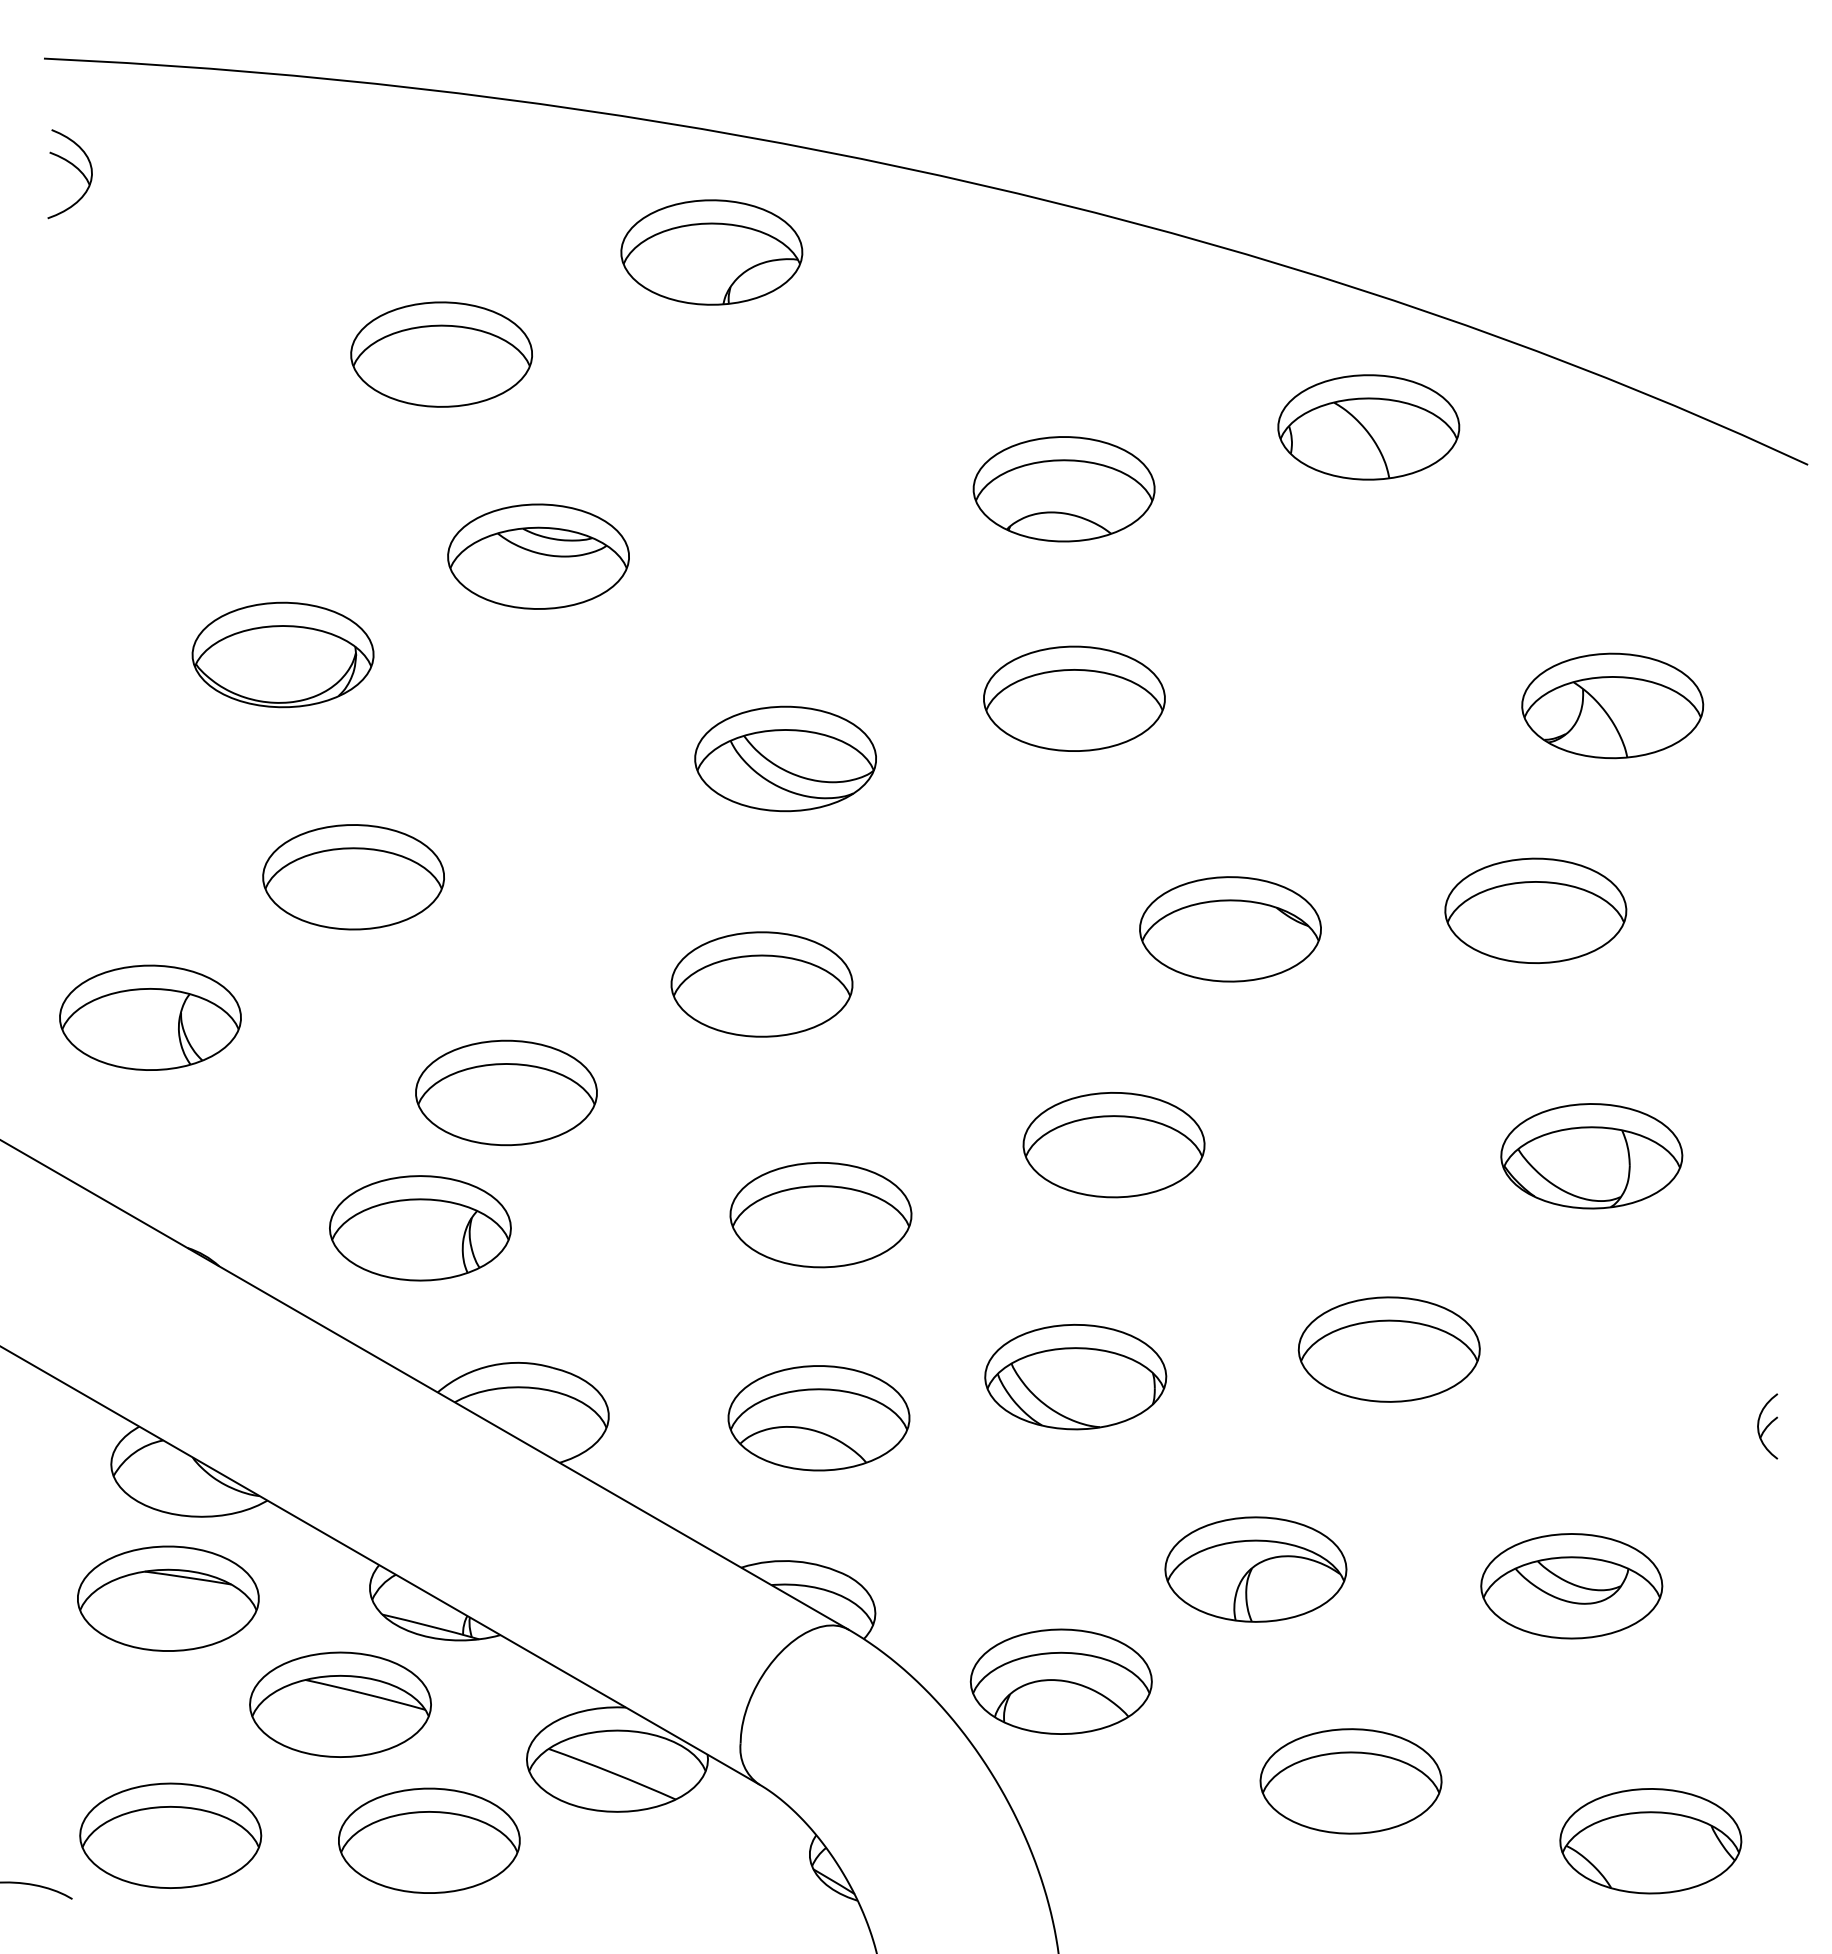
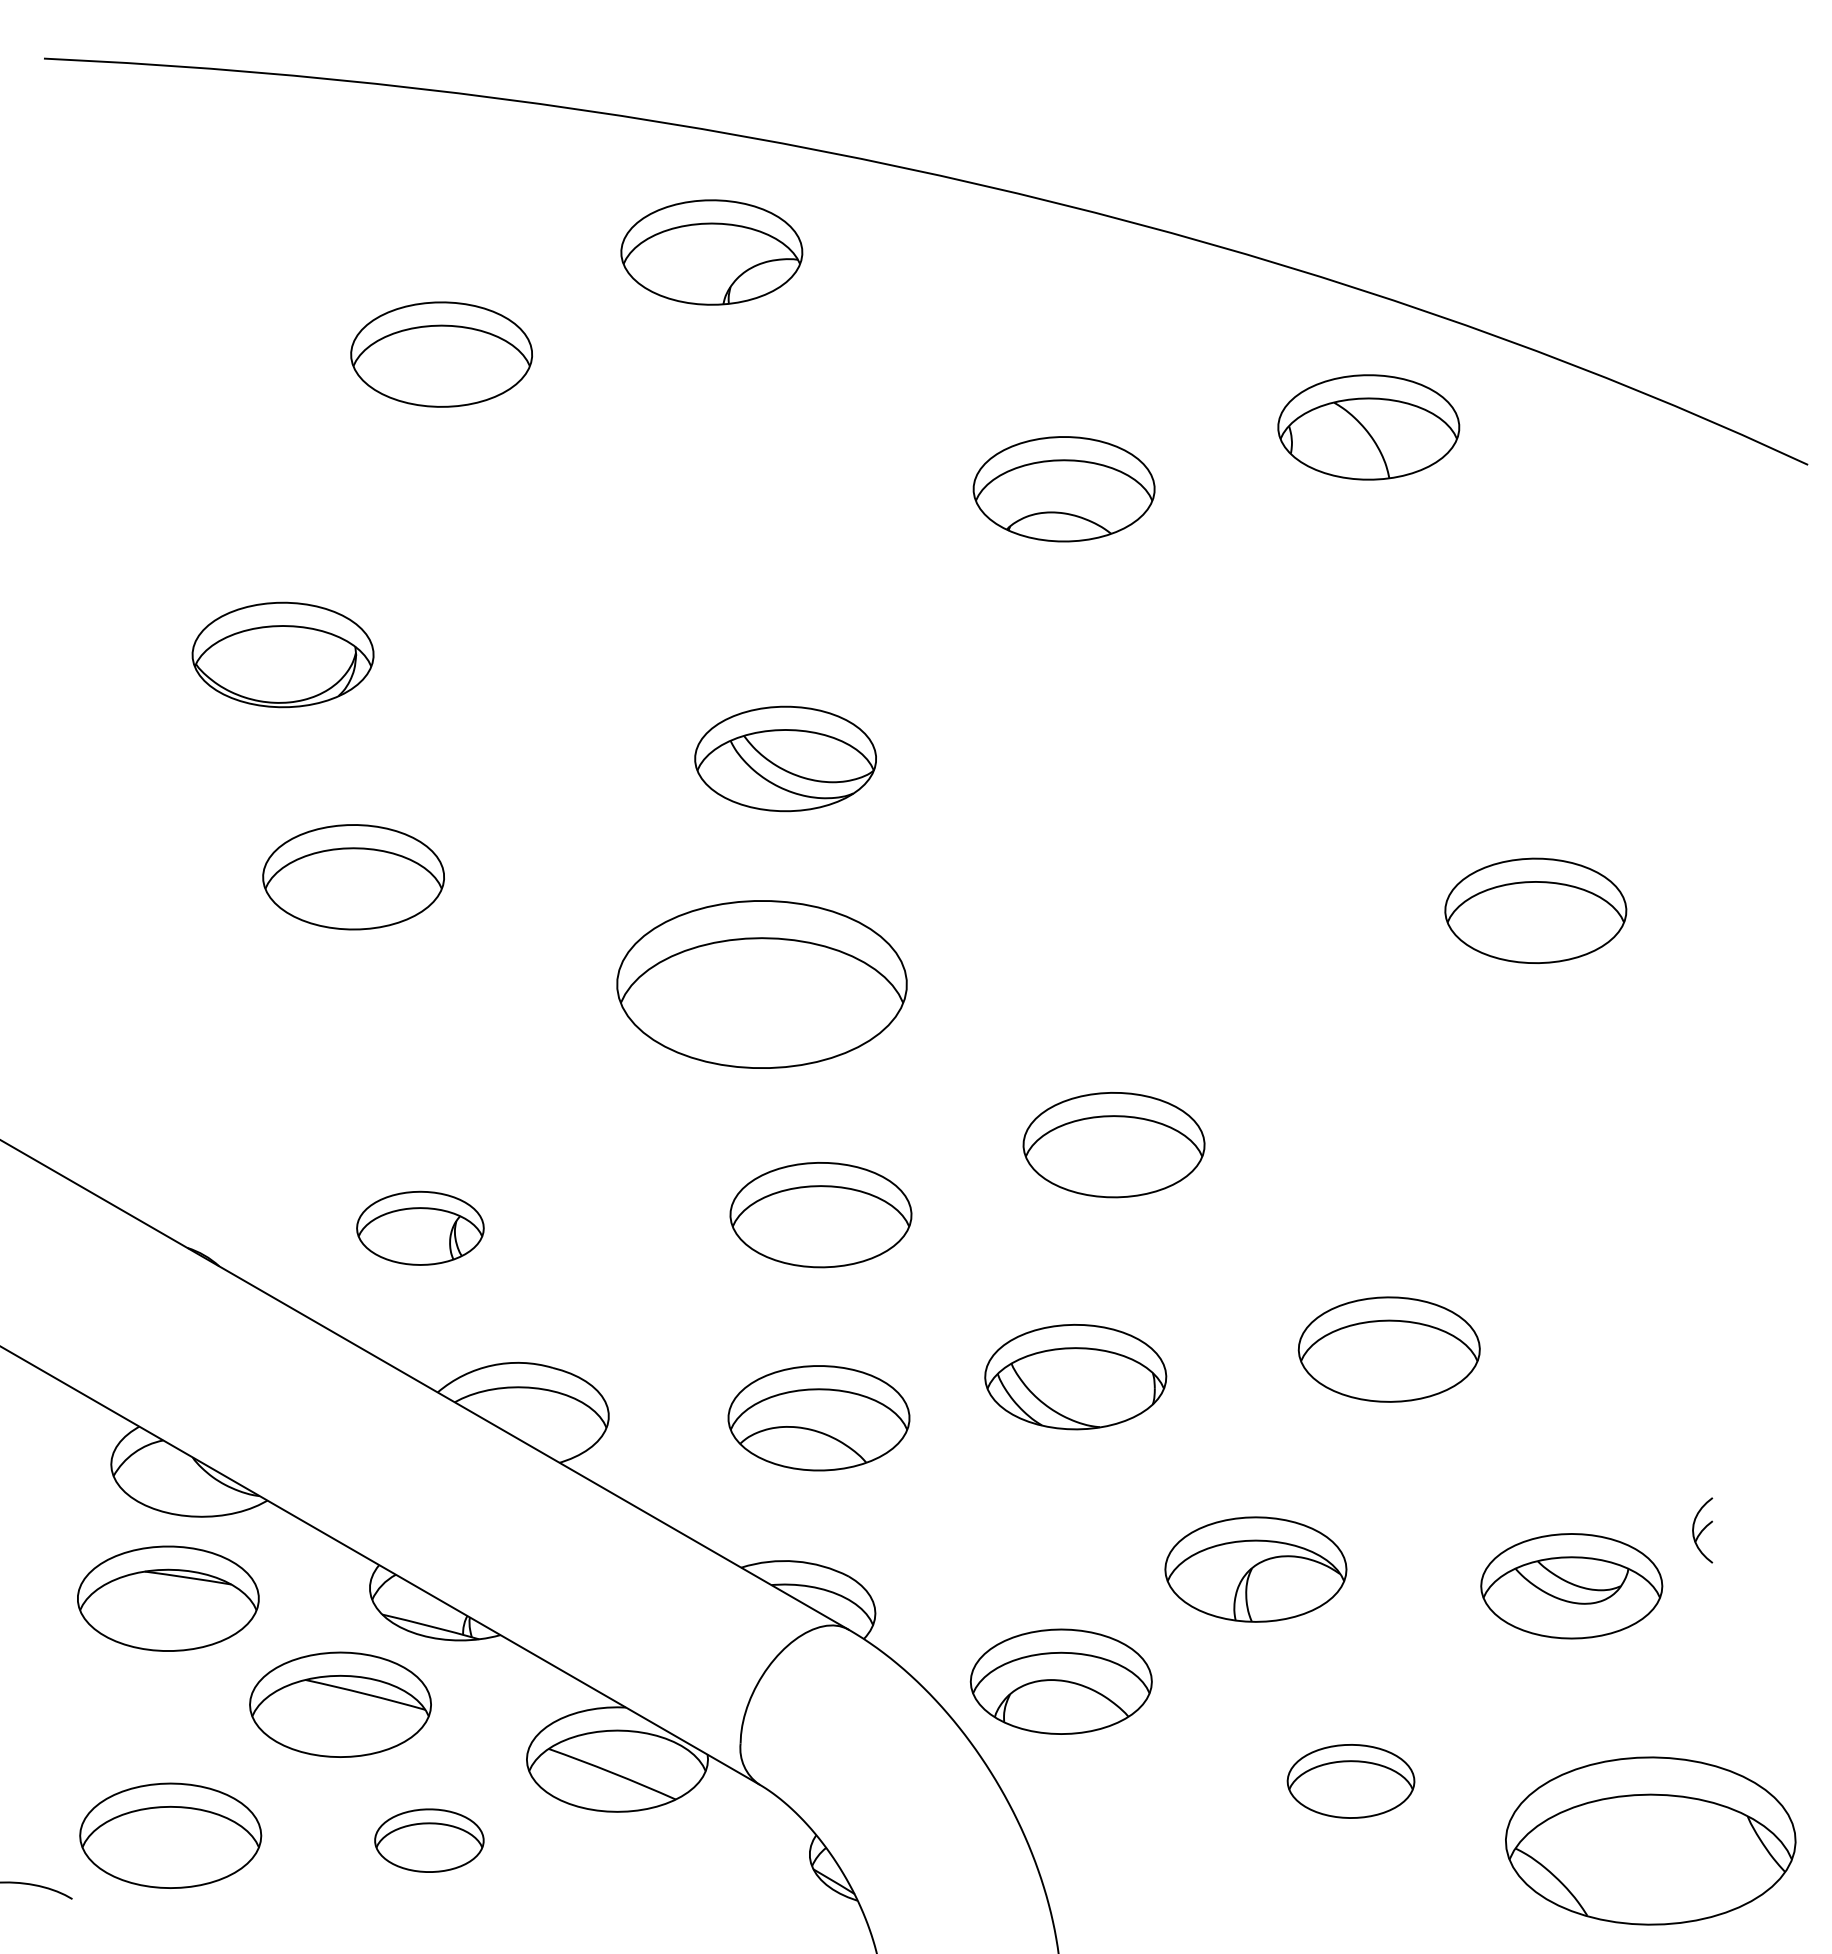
part: present -> none (74, 167)
part: present -> none (538, 556)
part: present -> none (1074, 698)
part: present -> none (1612, 705)
part: present -> none (1230, 929)
part size: 184x107 px -> 292x169 px (761, 984)
part: present -> none (150, 1017)
part: present -> none (506, 1092)
part: present -> none (1591, 1156)
part size: 183x107 px -> 129x76 px (420, 1227)
part position: (1767, 1426) -> (1702, 1530) (1702, 1530)
part size: 184x107 px -> 130x75 px (1350, 1781)
part size: 183x107 px -> 111x65 px (429, 1840)
part size: 184x107 px -> 292x170 px (1650, 1840)
